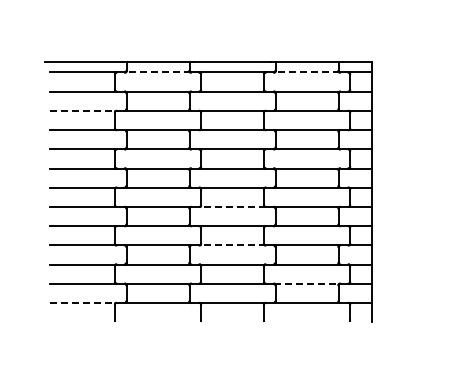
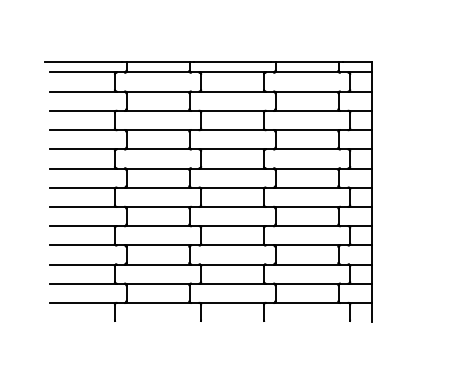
line: dashed -> solid (157, 72)
line: dashed -> solid (306, 72)
line: dashed -> solid (83, 110)
line: dashed -> solid (232, 206)
line: dashed -> solid (232, 245)
line: dashed -> solid (307, 283)
line: dashed -> solid (83, 302)
